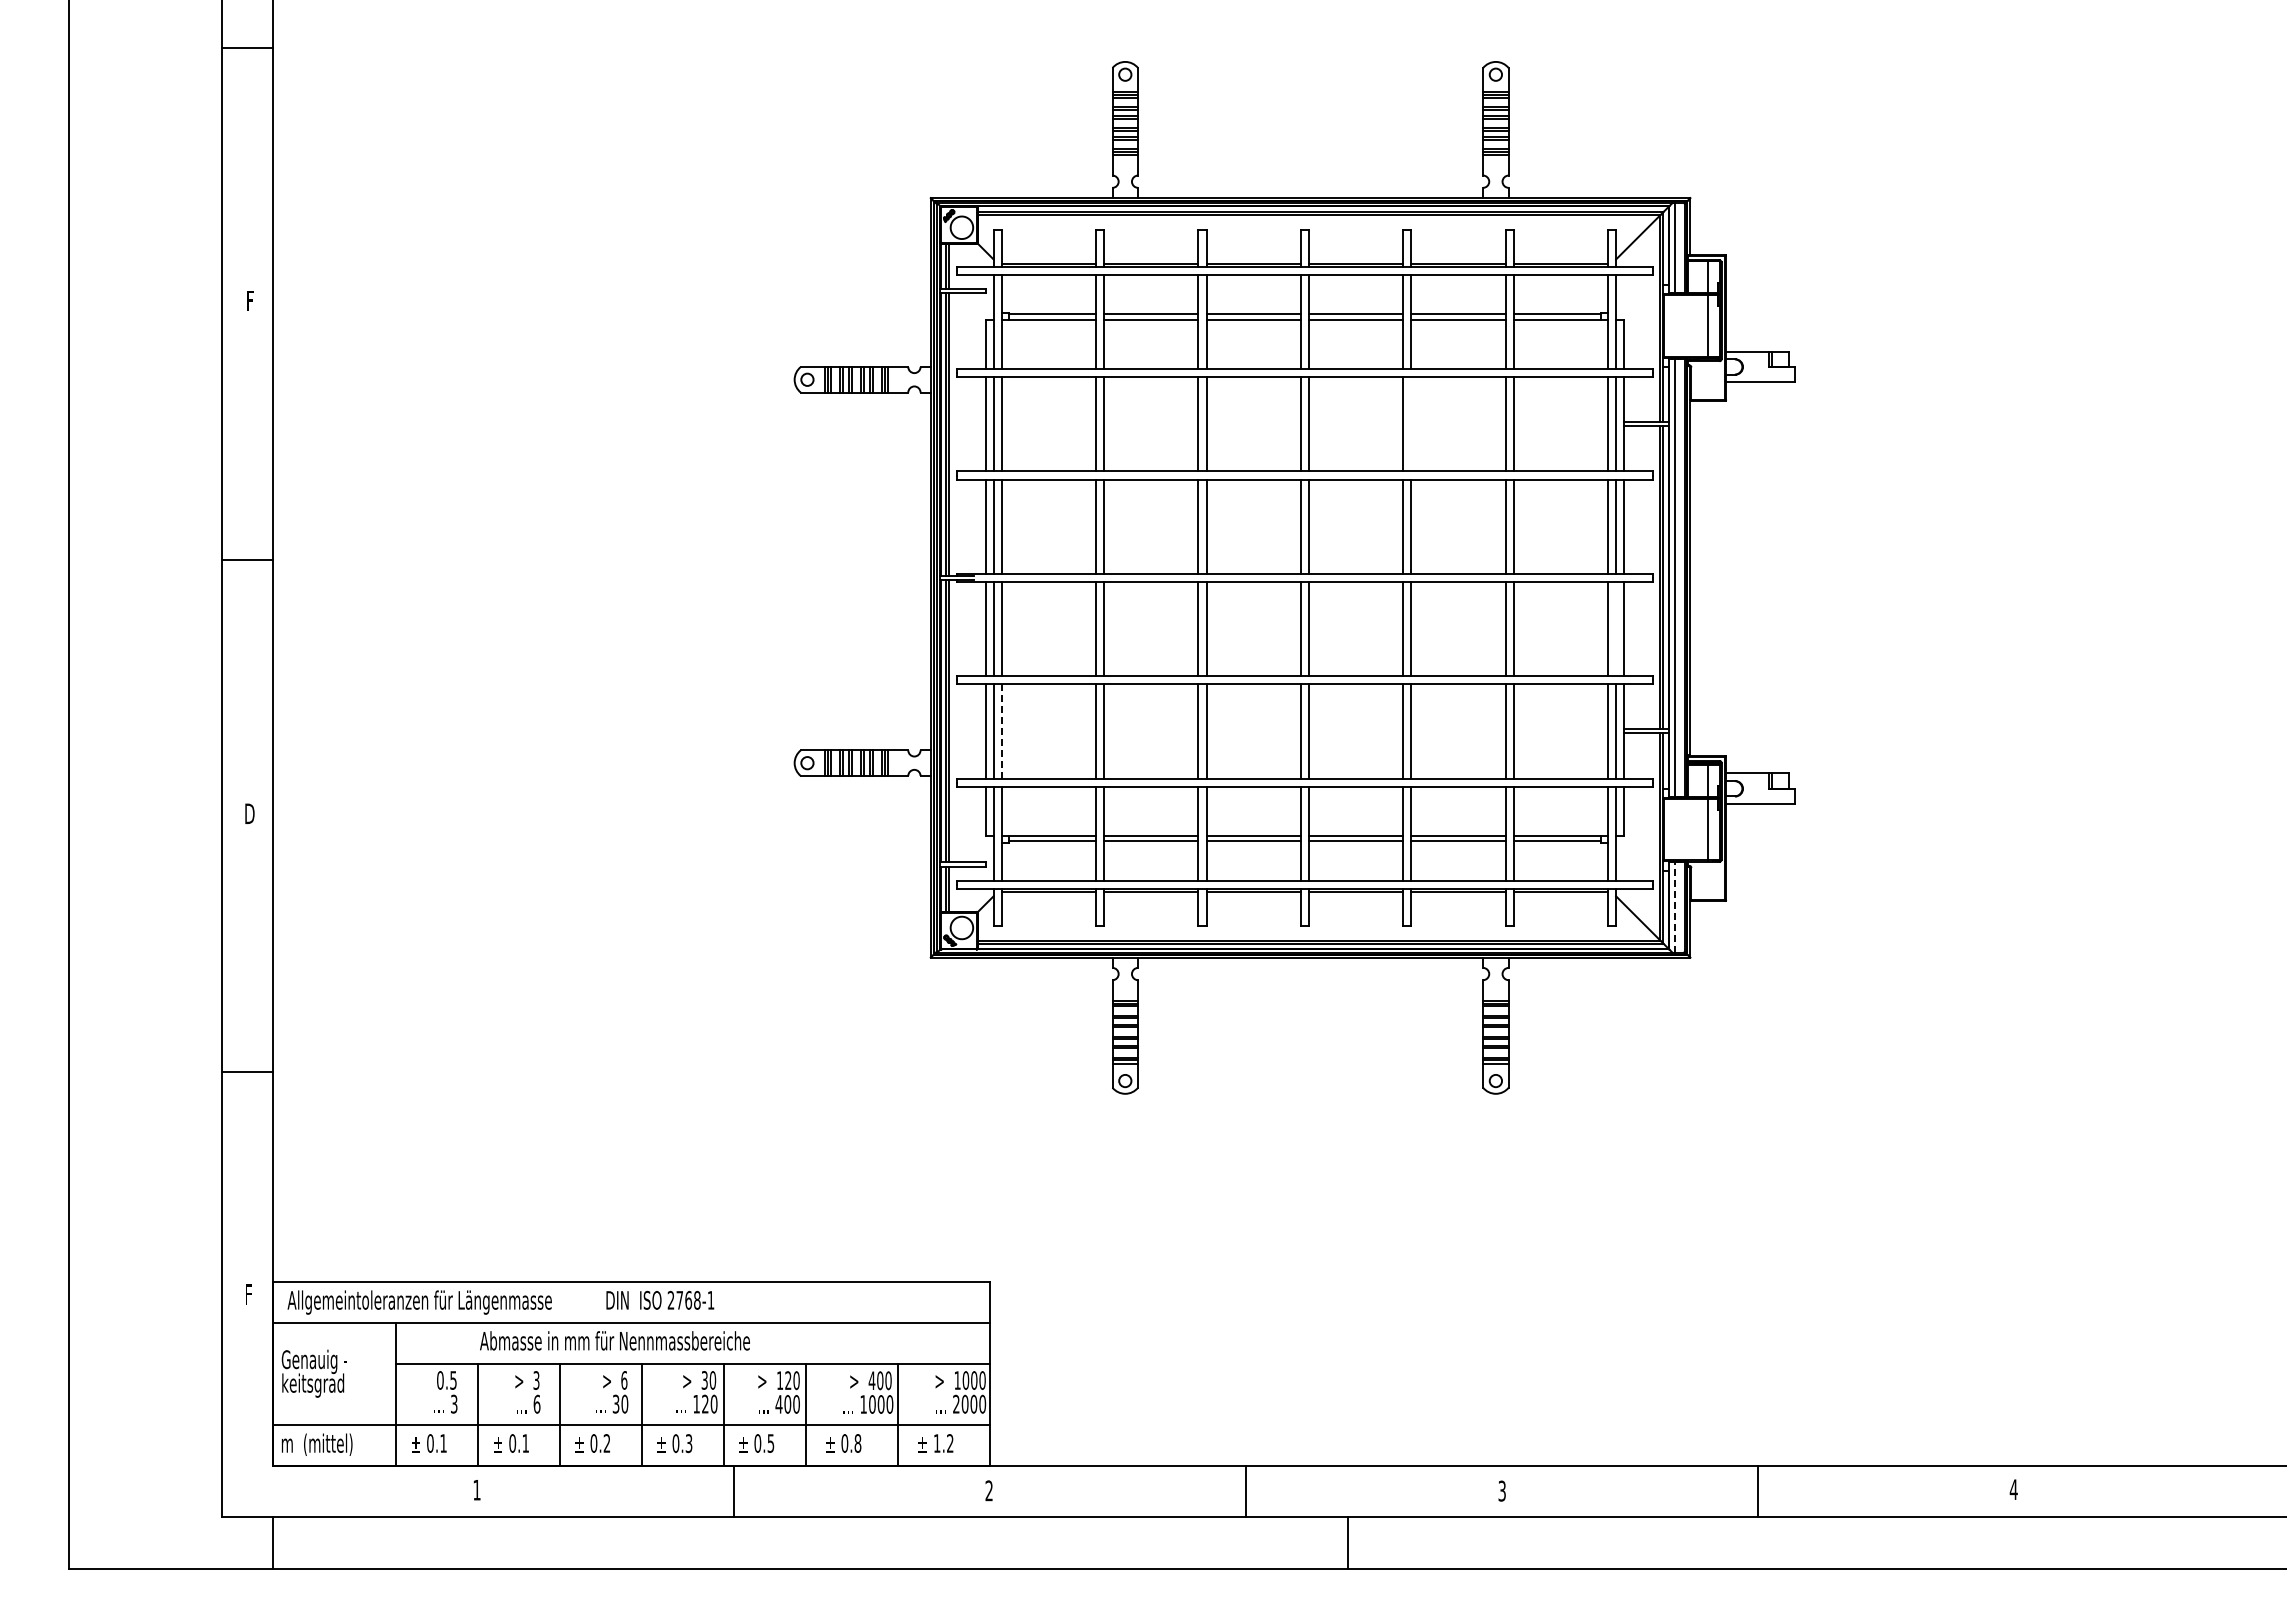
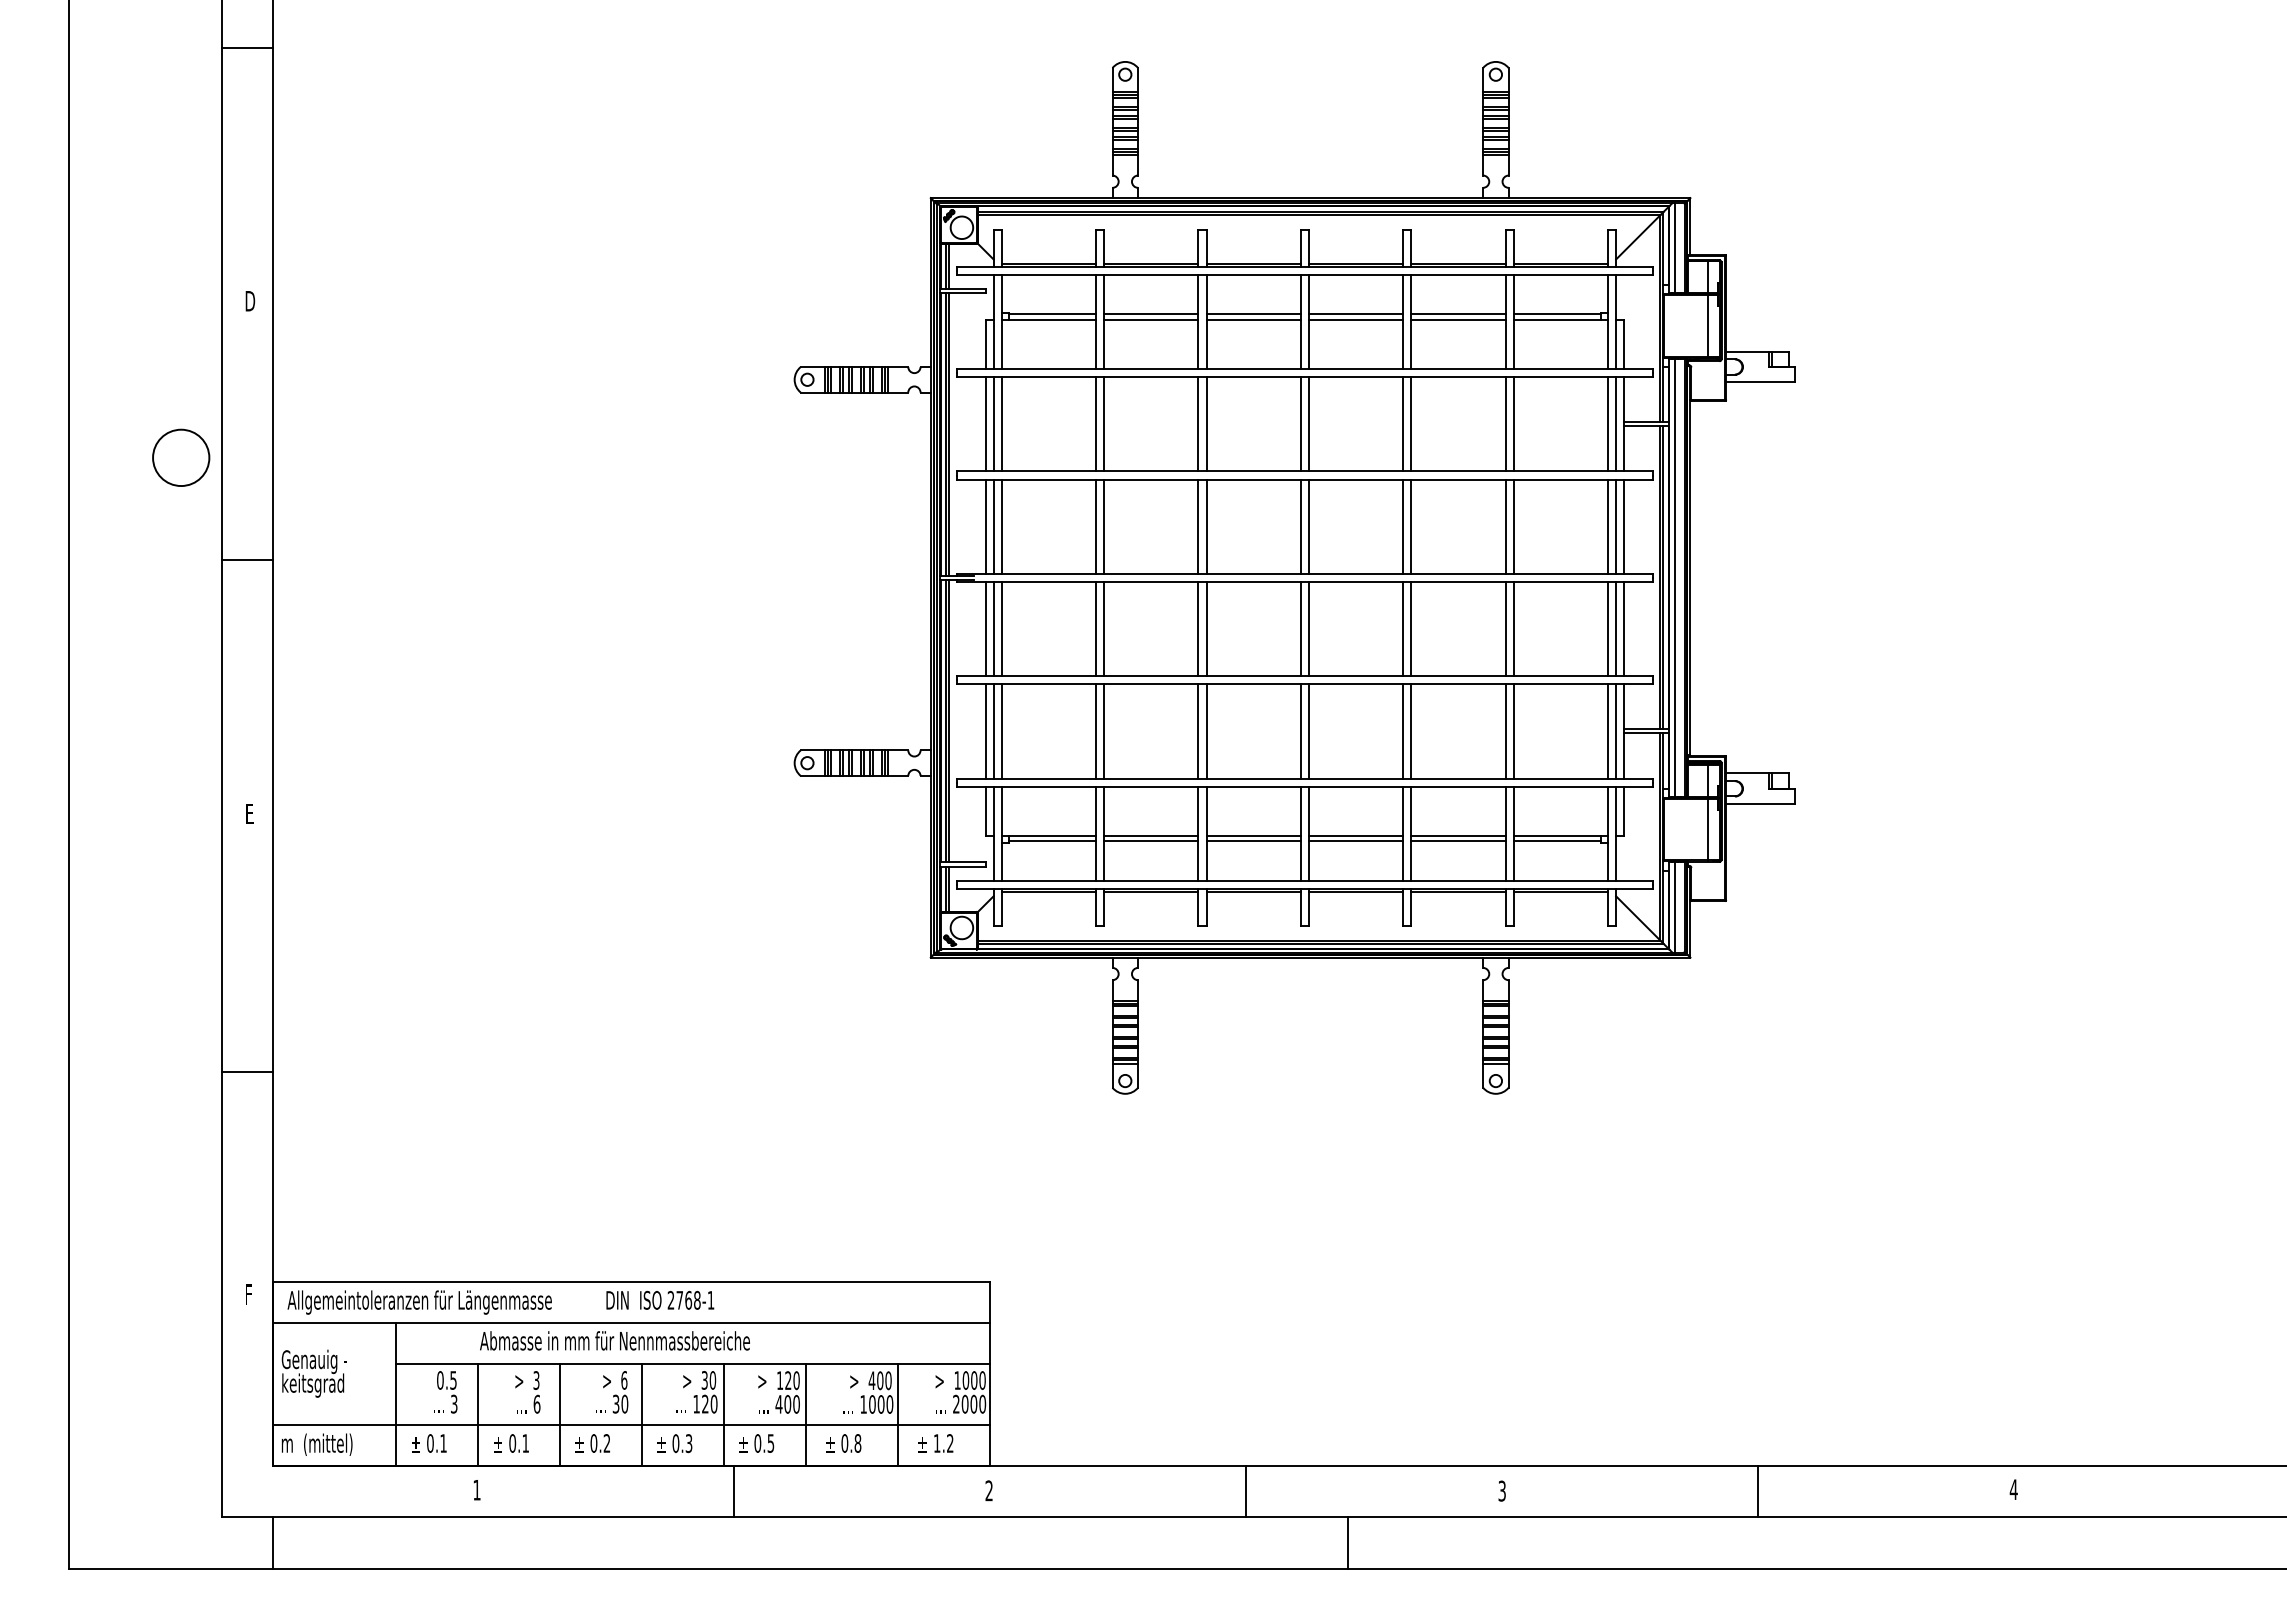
text: F -> D (250, 301)
line: none -> present (1411, 424)
circle: none -> present (181, 457)
line: none -> present (1616, 628)
line: dashed -> solid (1001, 730)
text: D -> E (249, 813)
line: dashed -> solid (1675, 907)
